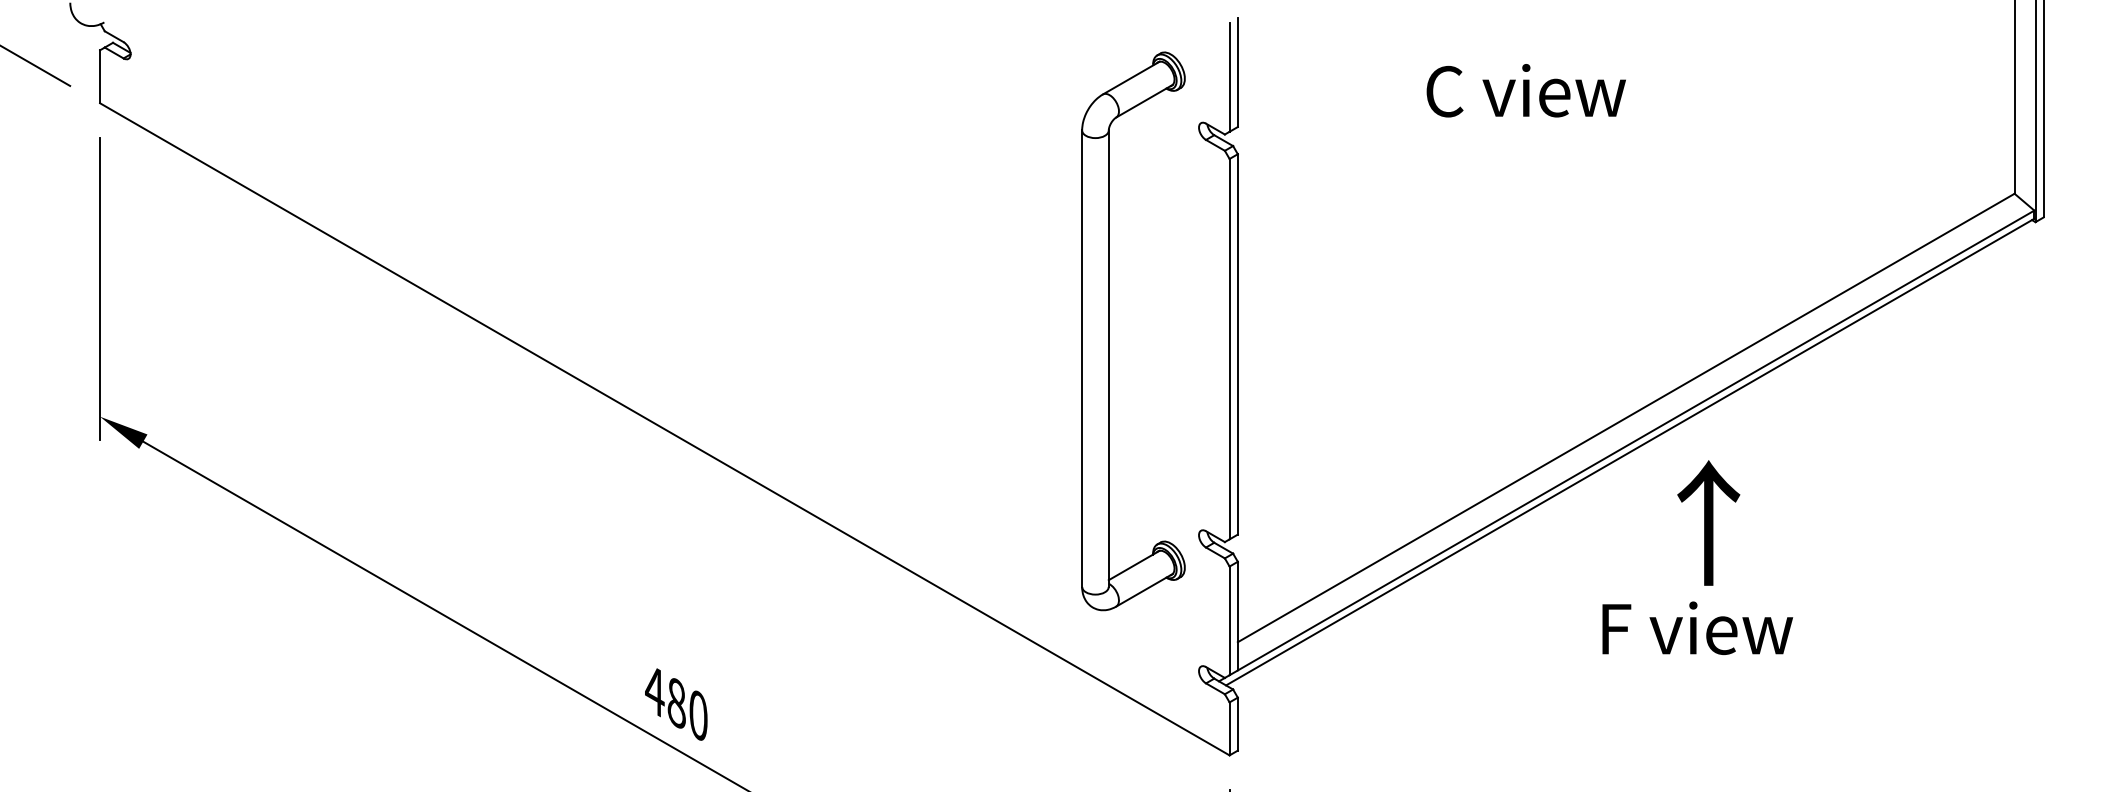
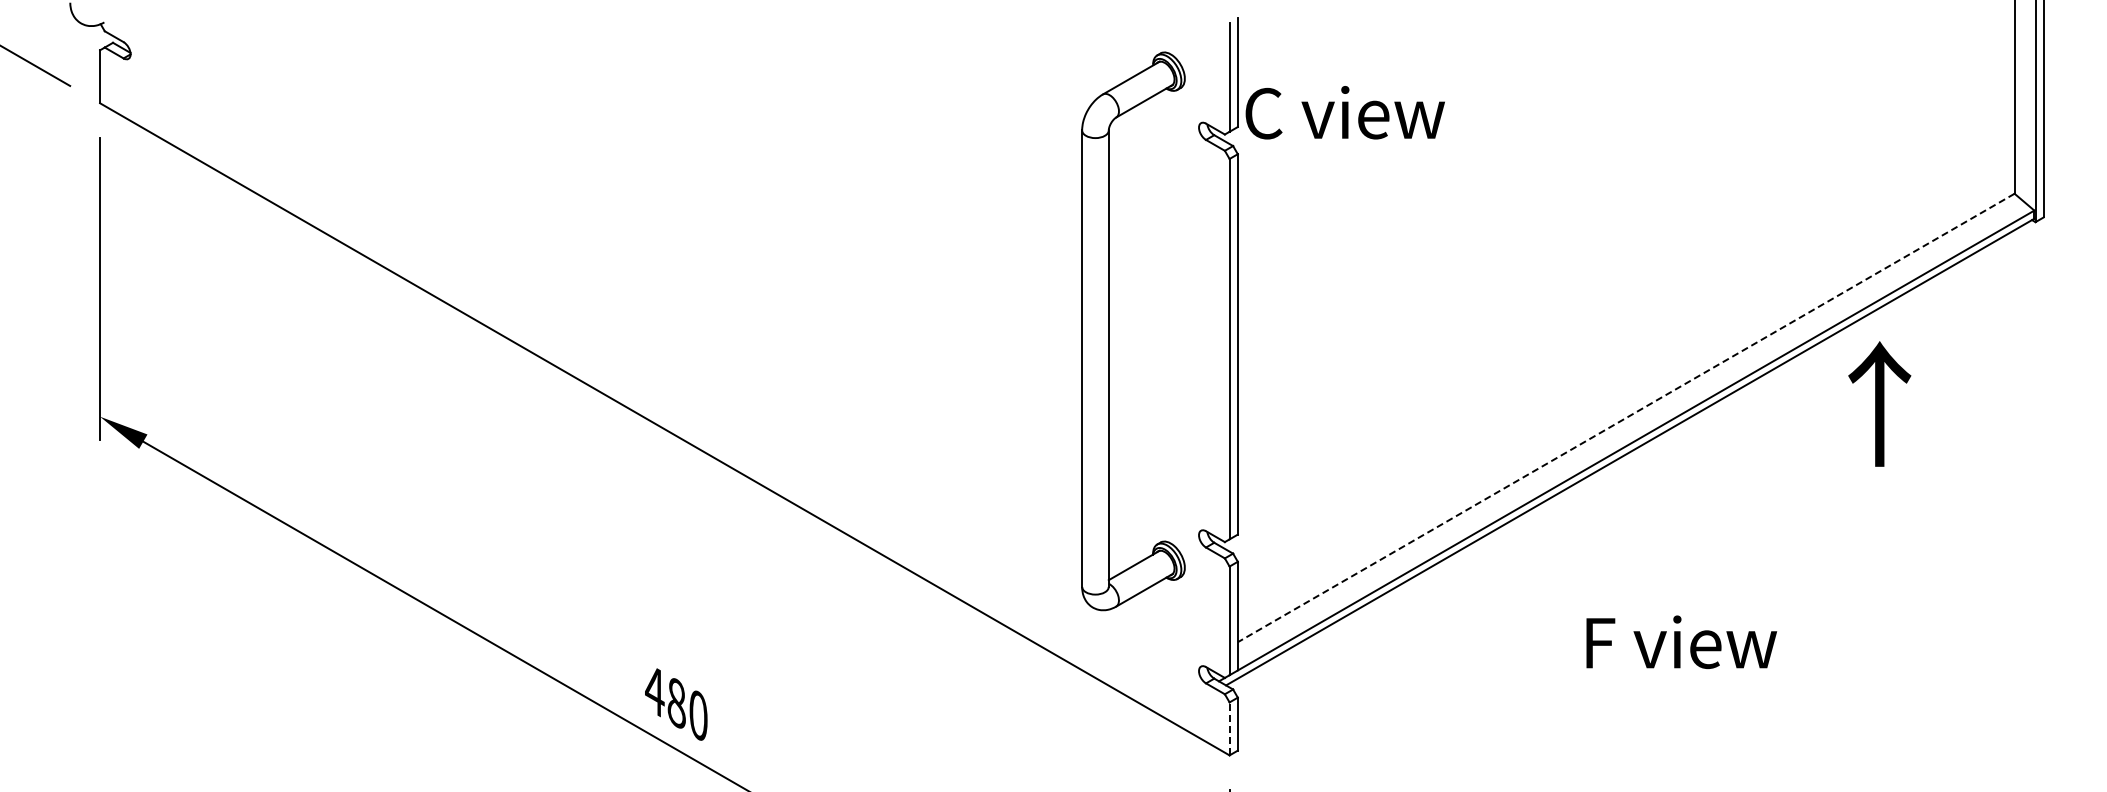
text position: (1525, 90) -> (1344, 112) (1344, 112)
line: solid -> dashed (1625, 418)
text position: (1708, 522) -> (1879, 403) (1879, 403)
text position: (1697, 627) -> (1681, 641) (1681, 641)
line: solid -> dashed (1229, 728)
